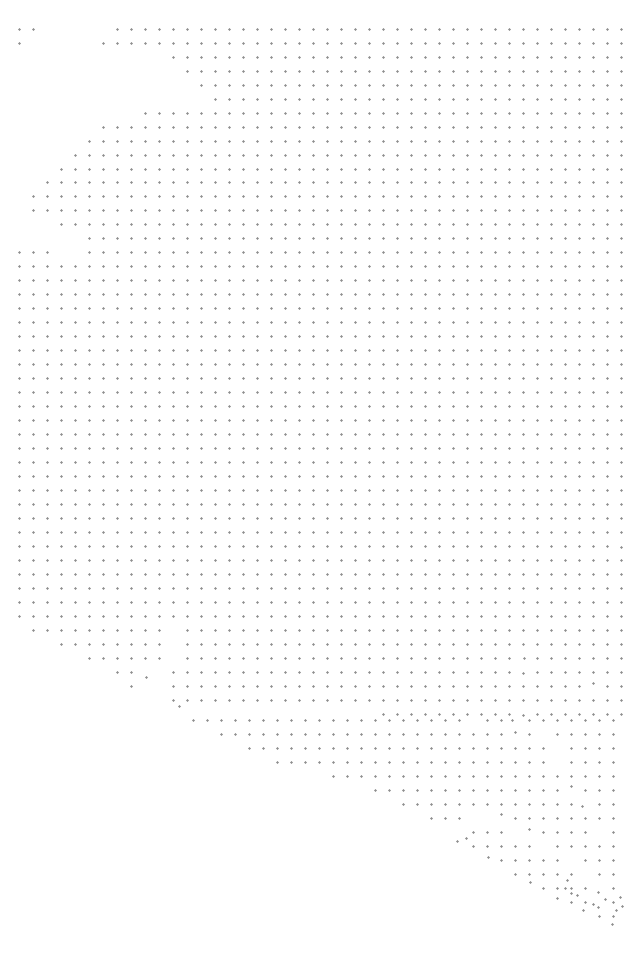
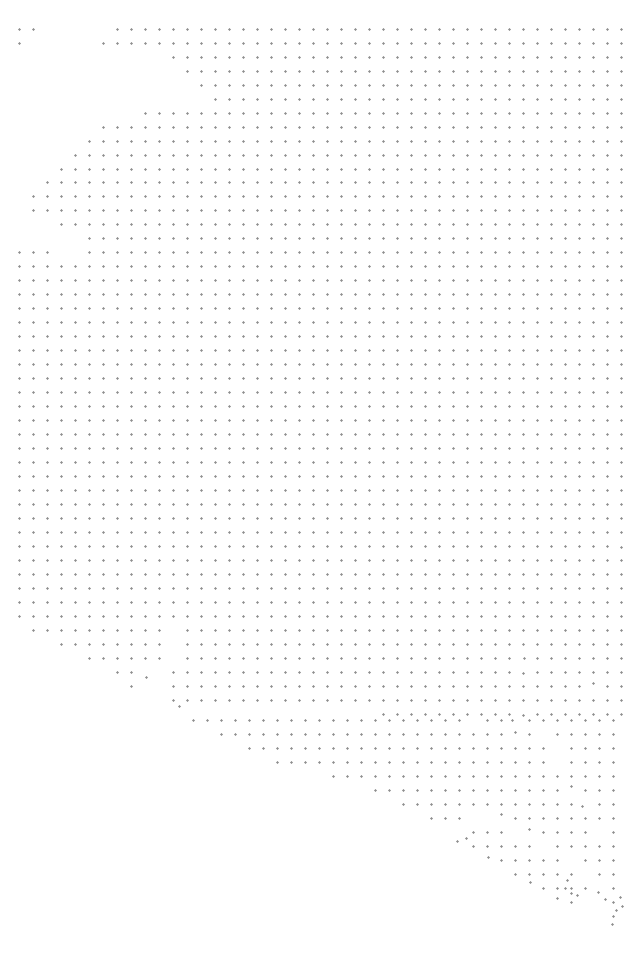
part: present -> none (591, 909)
